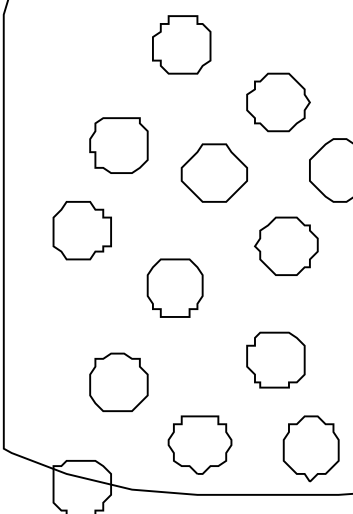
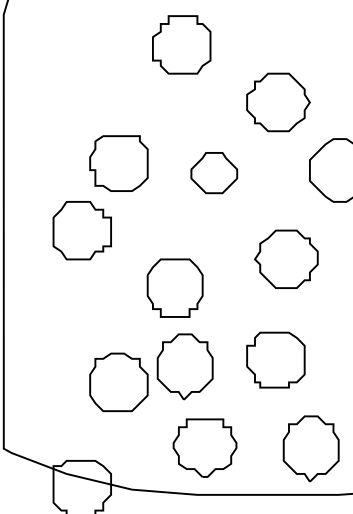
part position: (118, 145) -> (118, 163) (118, 163)
part size: 68x60 px -> 49x43 px (214, 173)
part position: (286, 245) -> (286, 258) (286, 258)
part: none -> present (184, 366)
part position: (199, 444) -> (204, 447) (204, 447)
